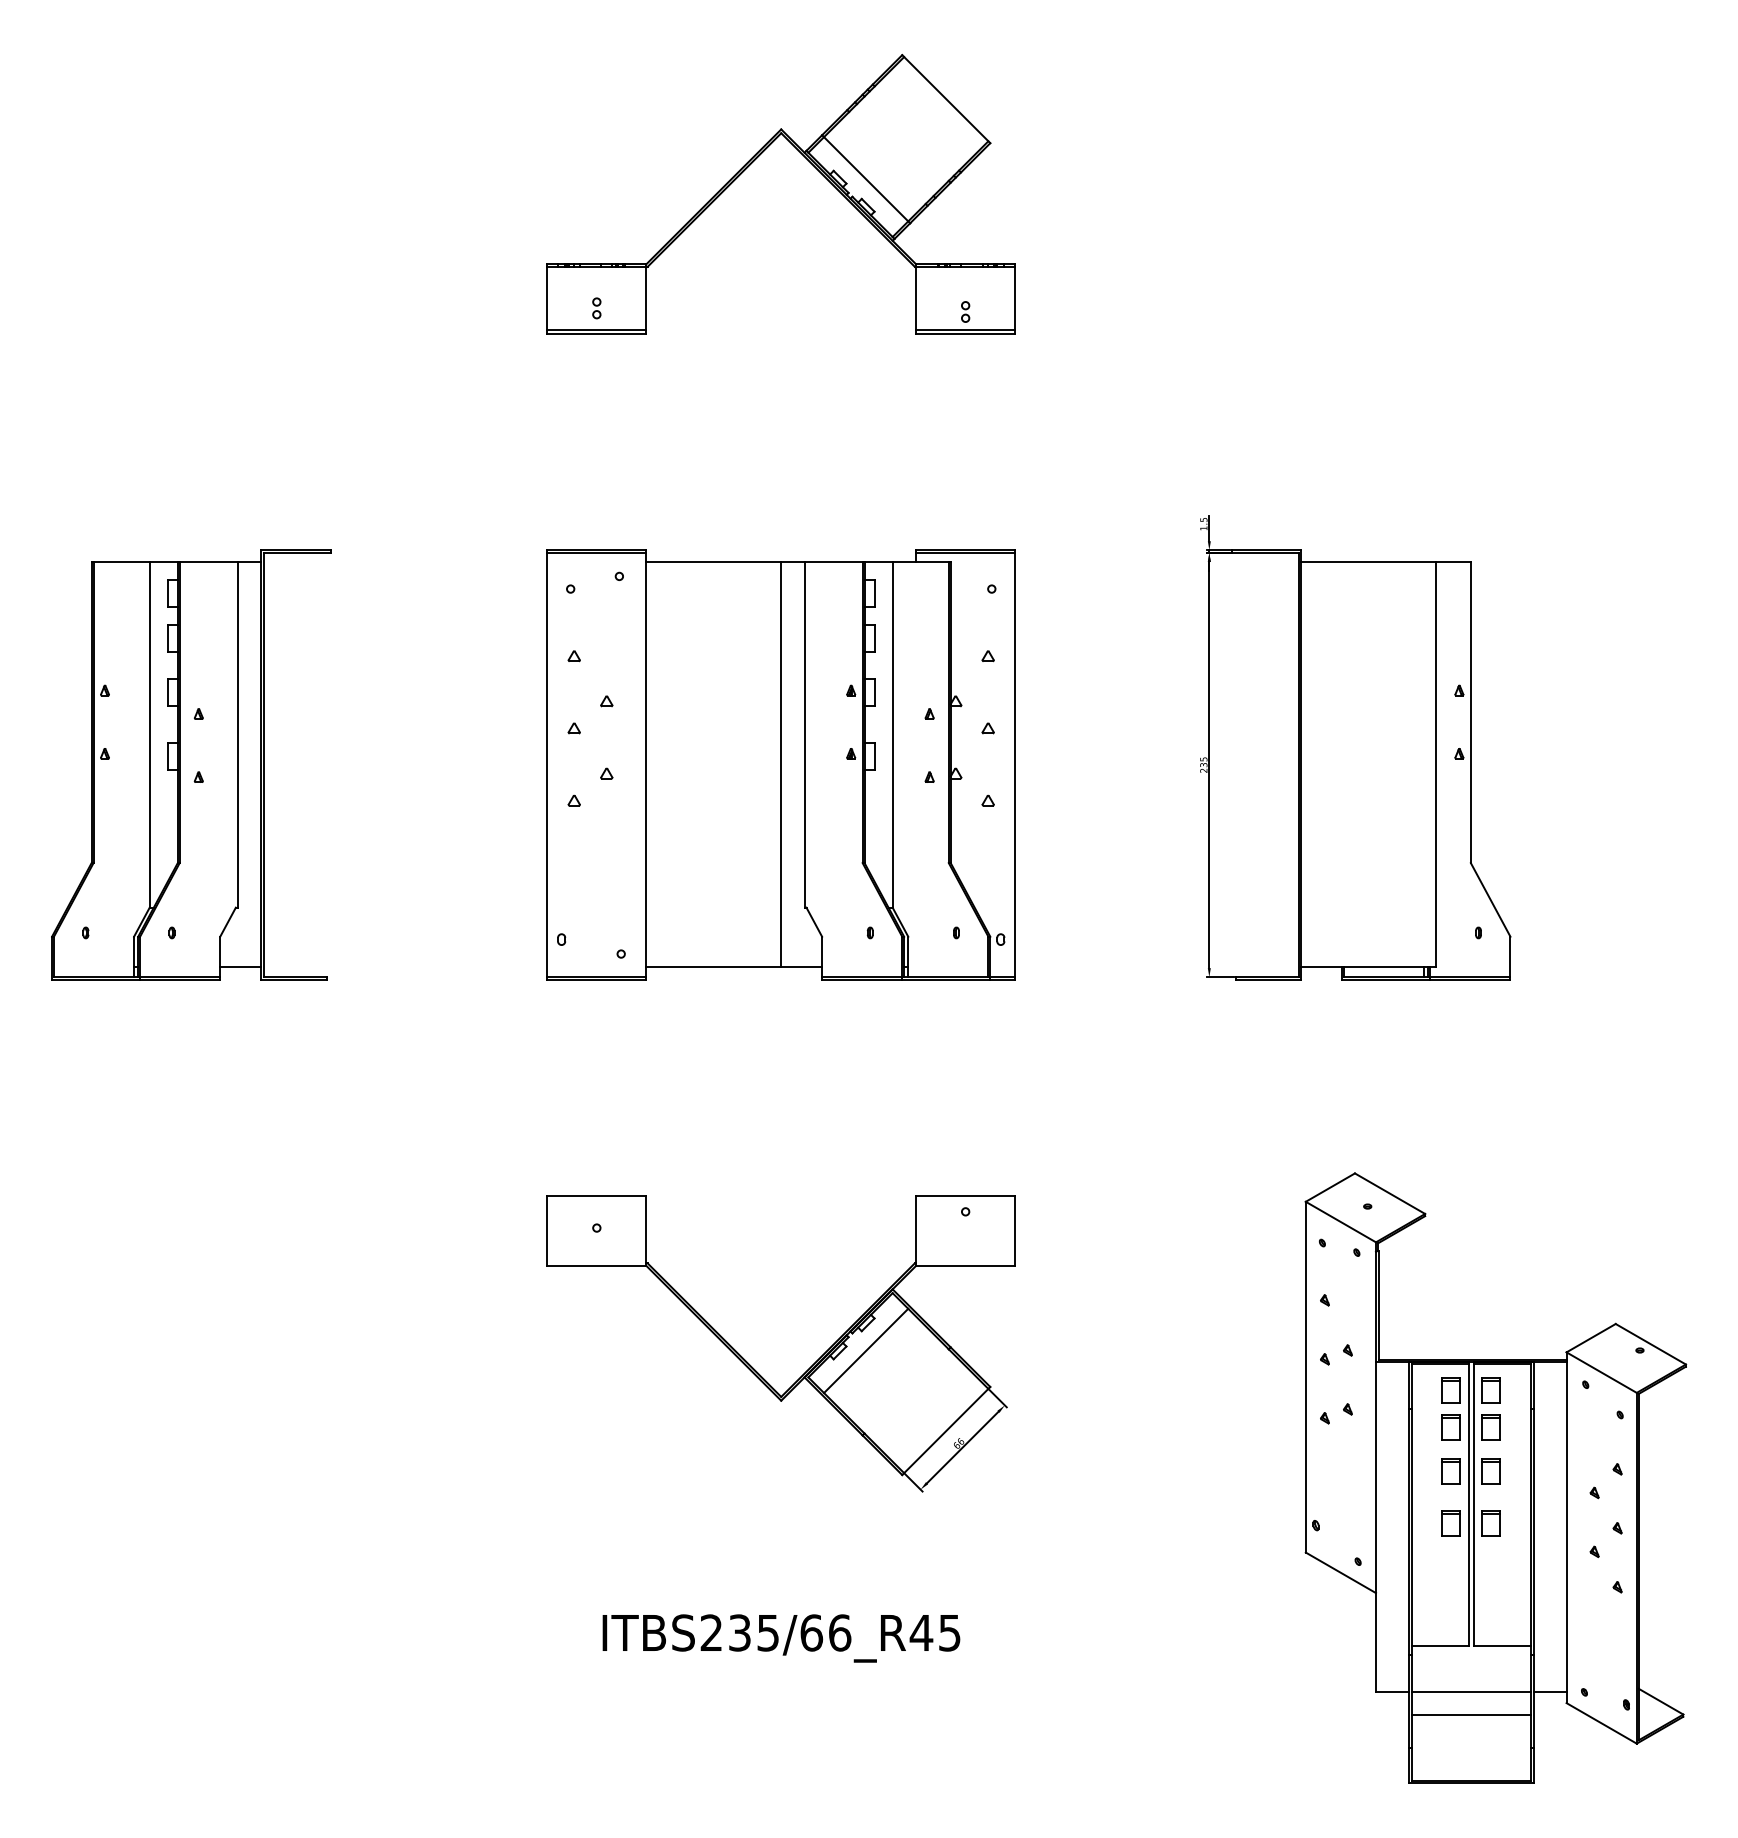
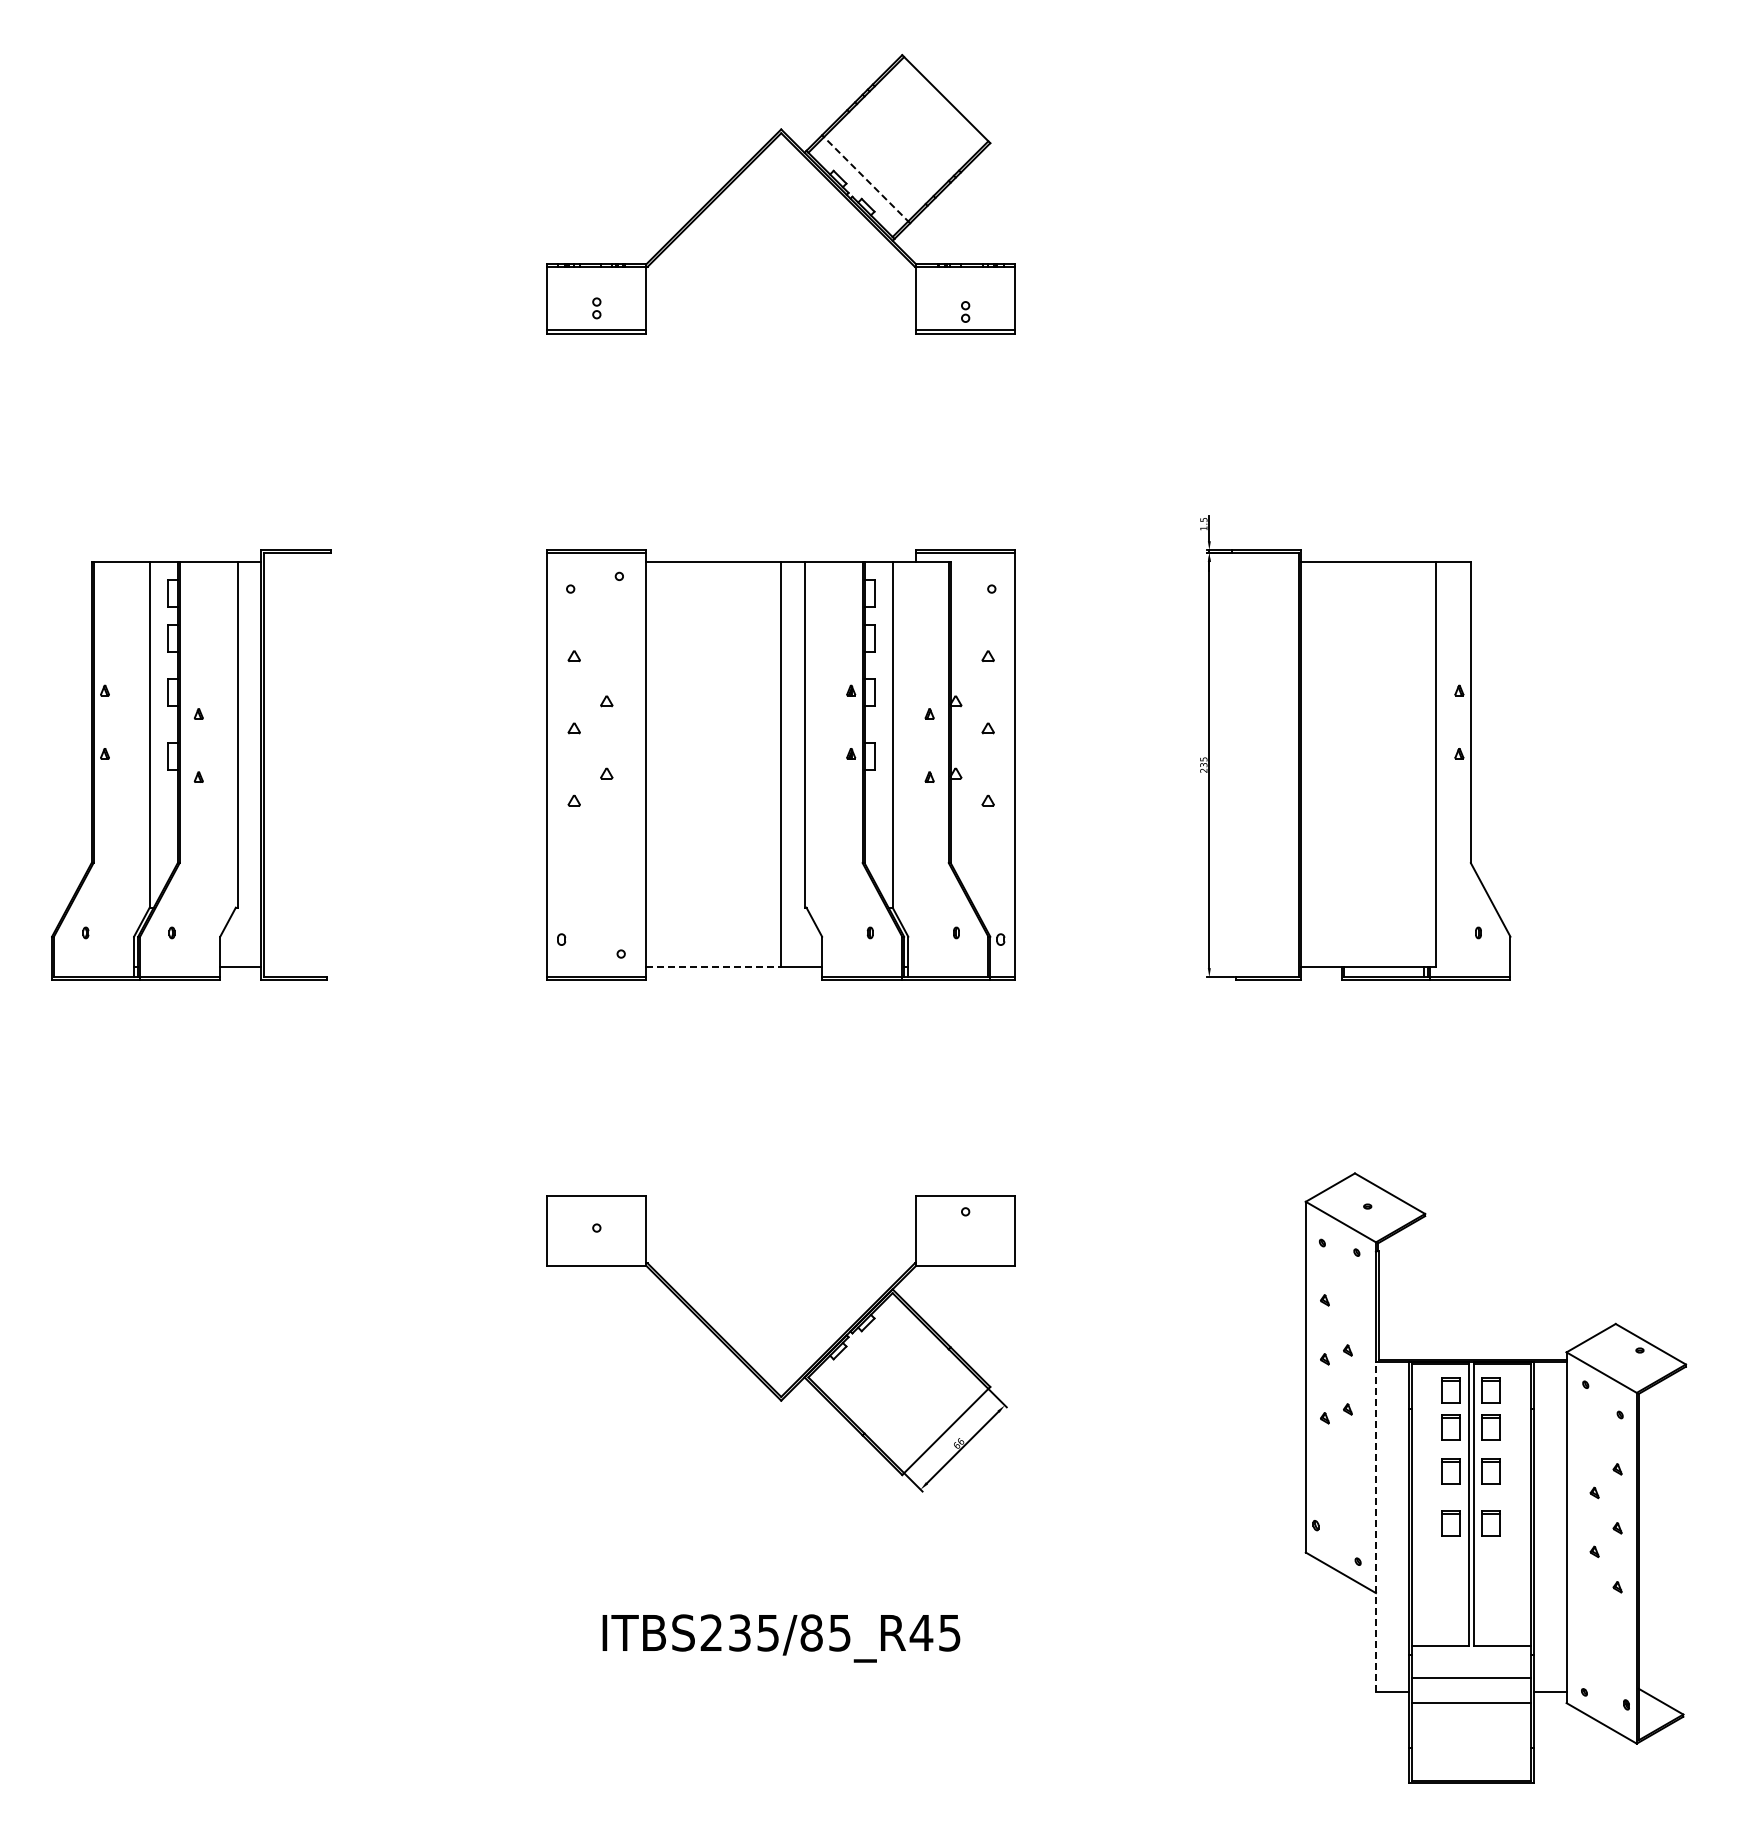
line: solid -> dashed (865, 178)
line: solid -> dashed (714, 966)
line: present -> none (866, 1350)
line: solid -> dashed (1376, 1526)
text: ITBS235/66_R45 -> ITBS235/85_R45 (825, 1632)
line position: (1470, 1692) -> (1470, 1678) (1470, 1678)
line position: (1470, 1715) -> (1470, 1703) (1470, 1703)
